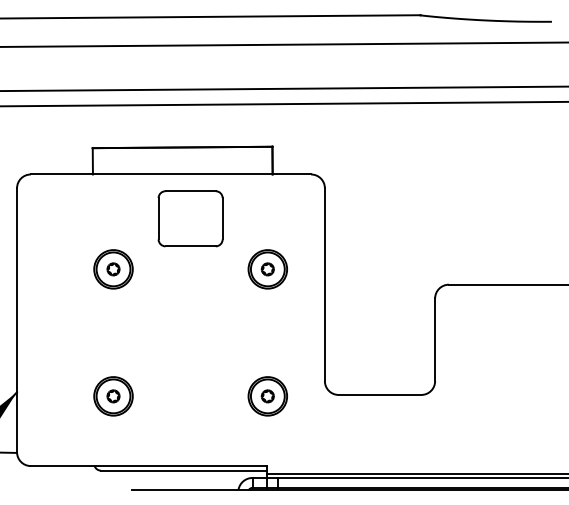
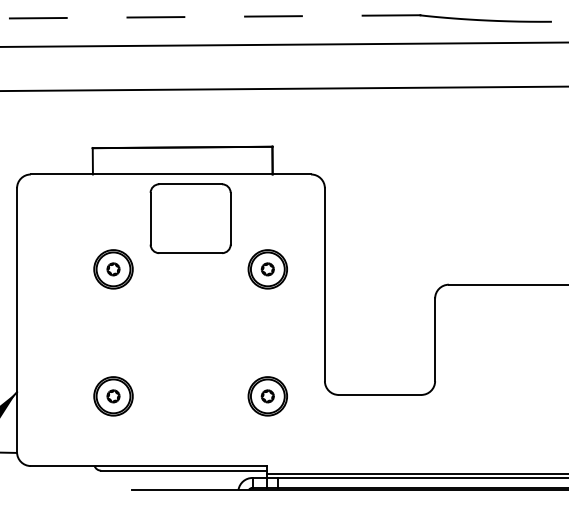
line: solid -> dashed (210, 16)
line: present -> none (283, 103)
part size: 67x58 px -> 83x71 px (190, 218)
